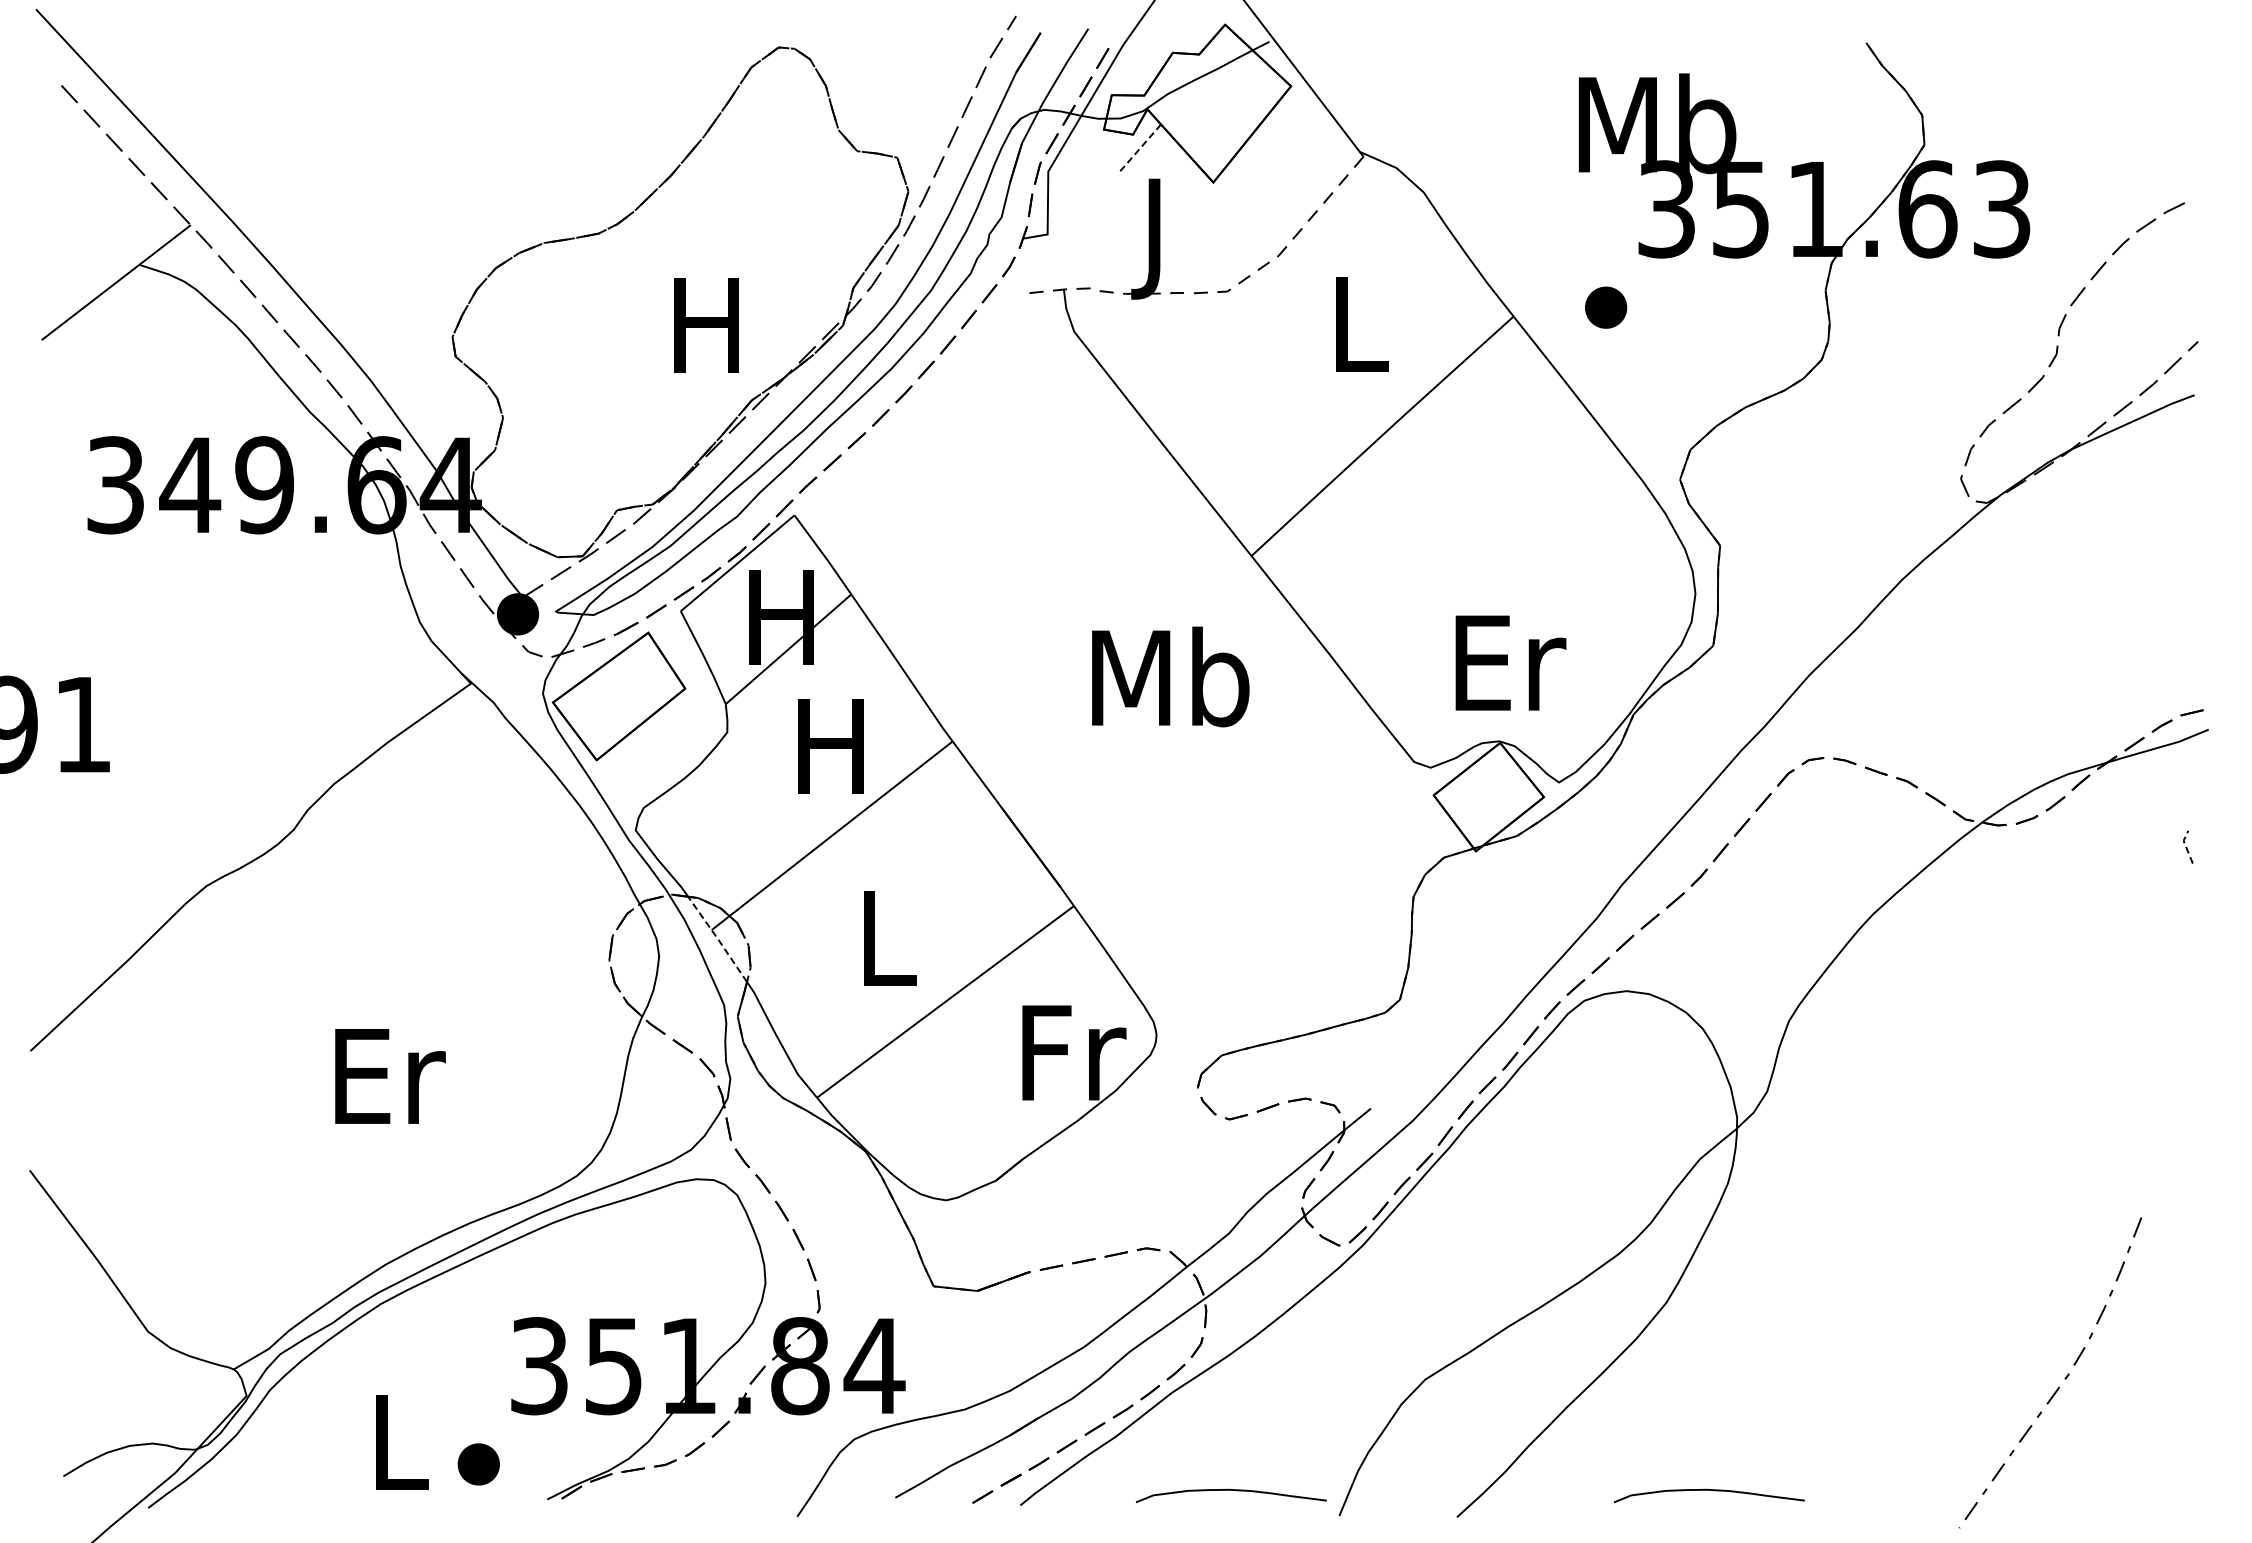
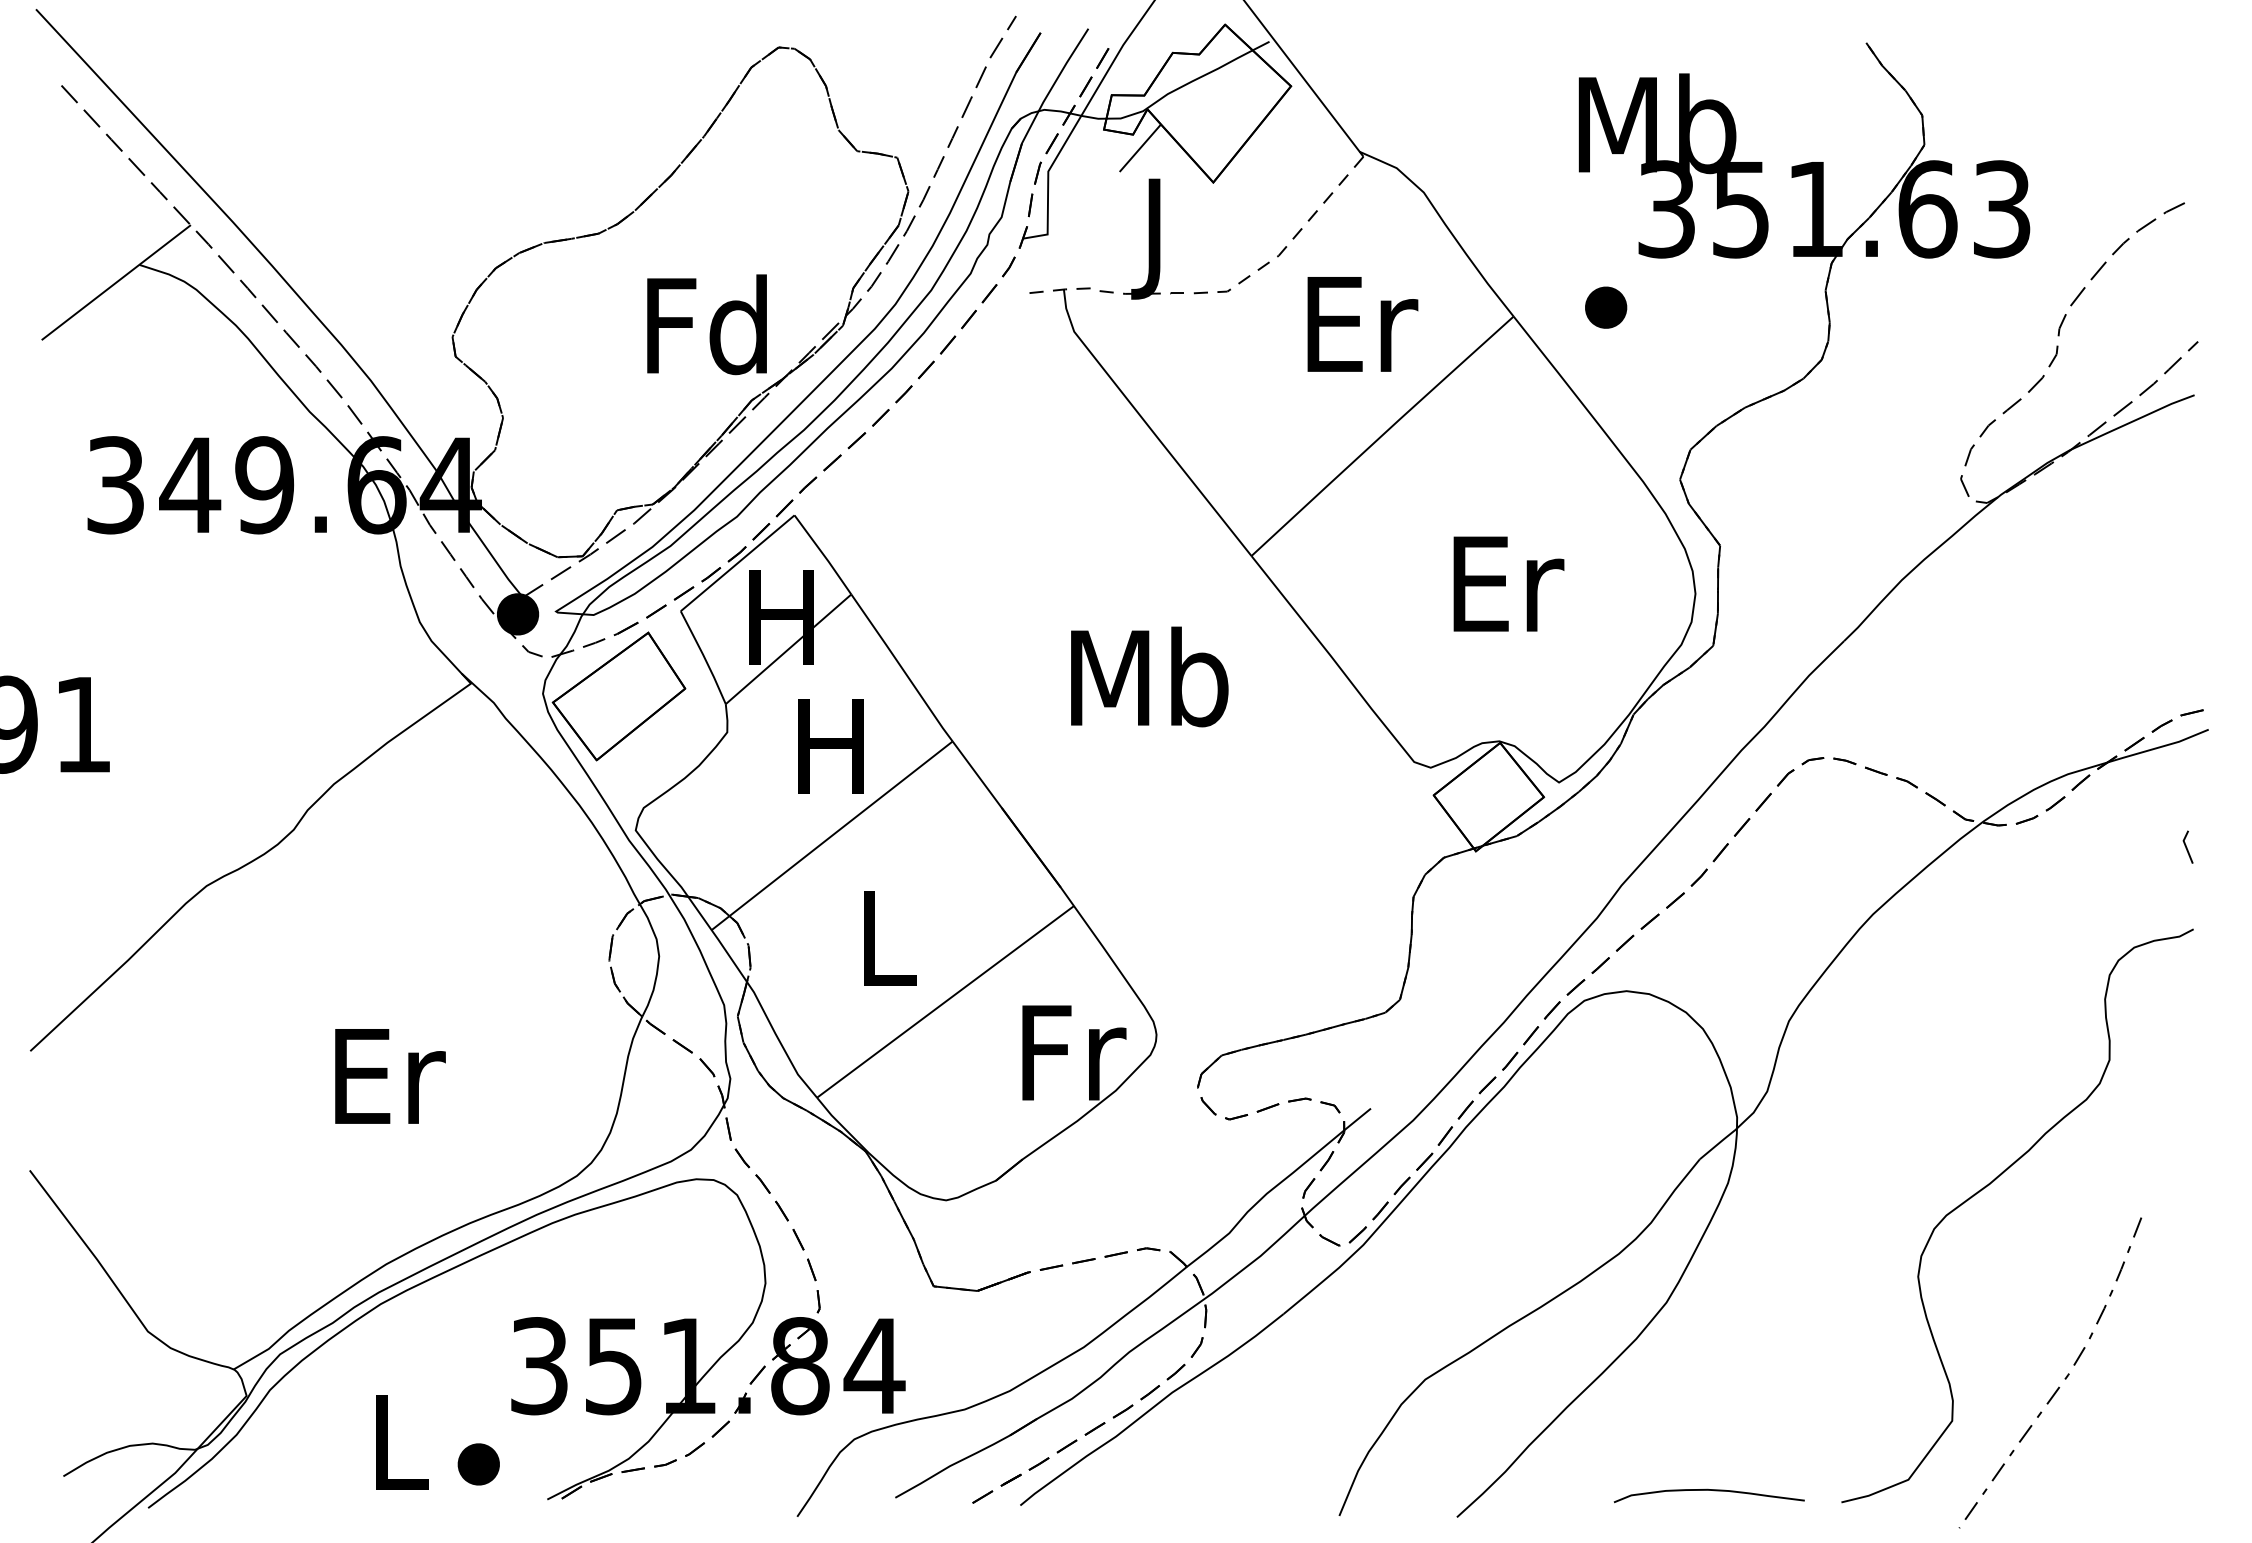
line: dashed -> solid (1140, 148)
text: H -> Fd (706, 324)
text: L -> Er (1362, 324)
text position: (1510, 662) -> (1508, 583) (1508, 583)
text position: (1170, 676) -> (1149, 676) (1149, 676)
line: dashed -> solid (2185, 846)
line: dashed -> solid (718, 939)
curve: none -> present (1989, 1185)
curve: present -> none (1230, 1490)
